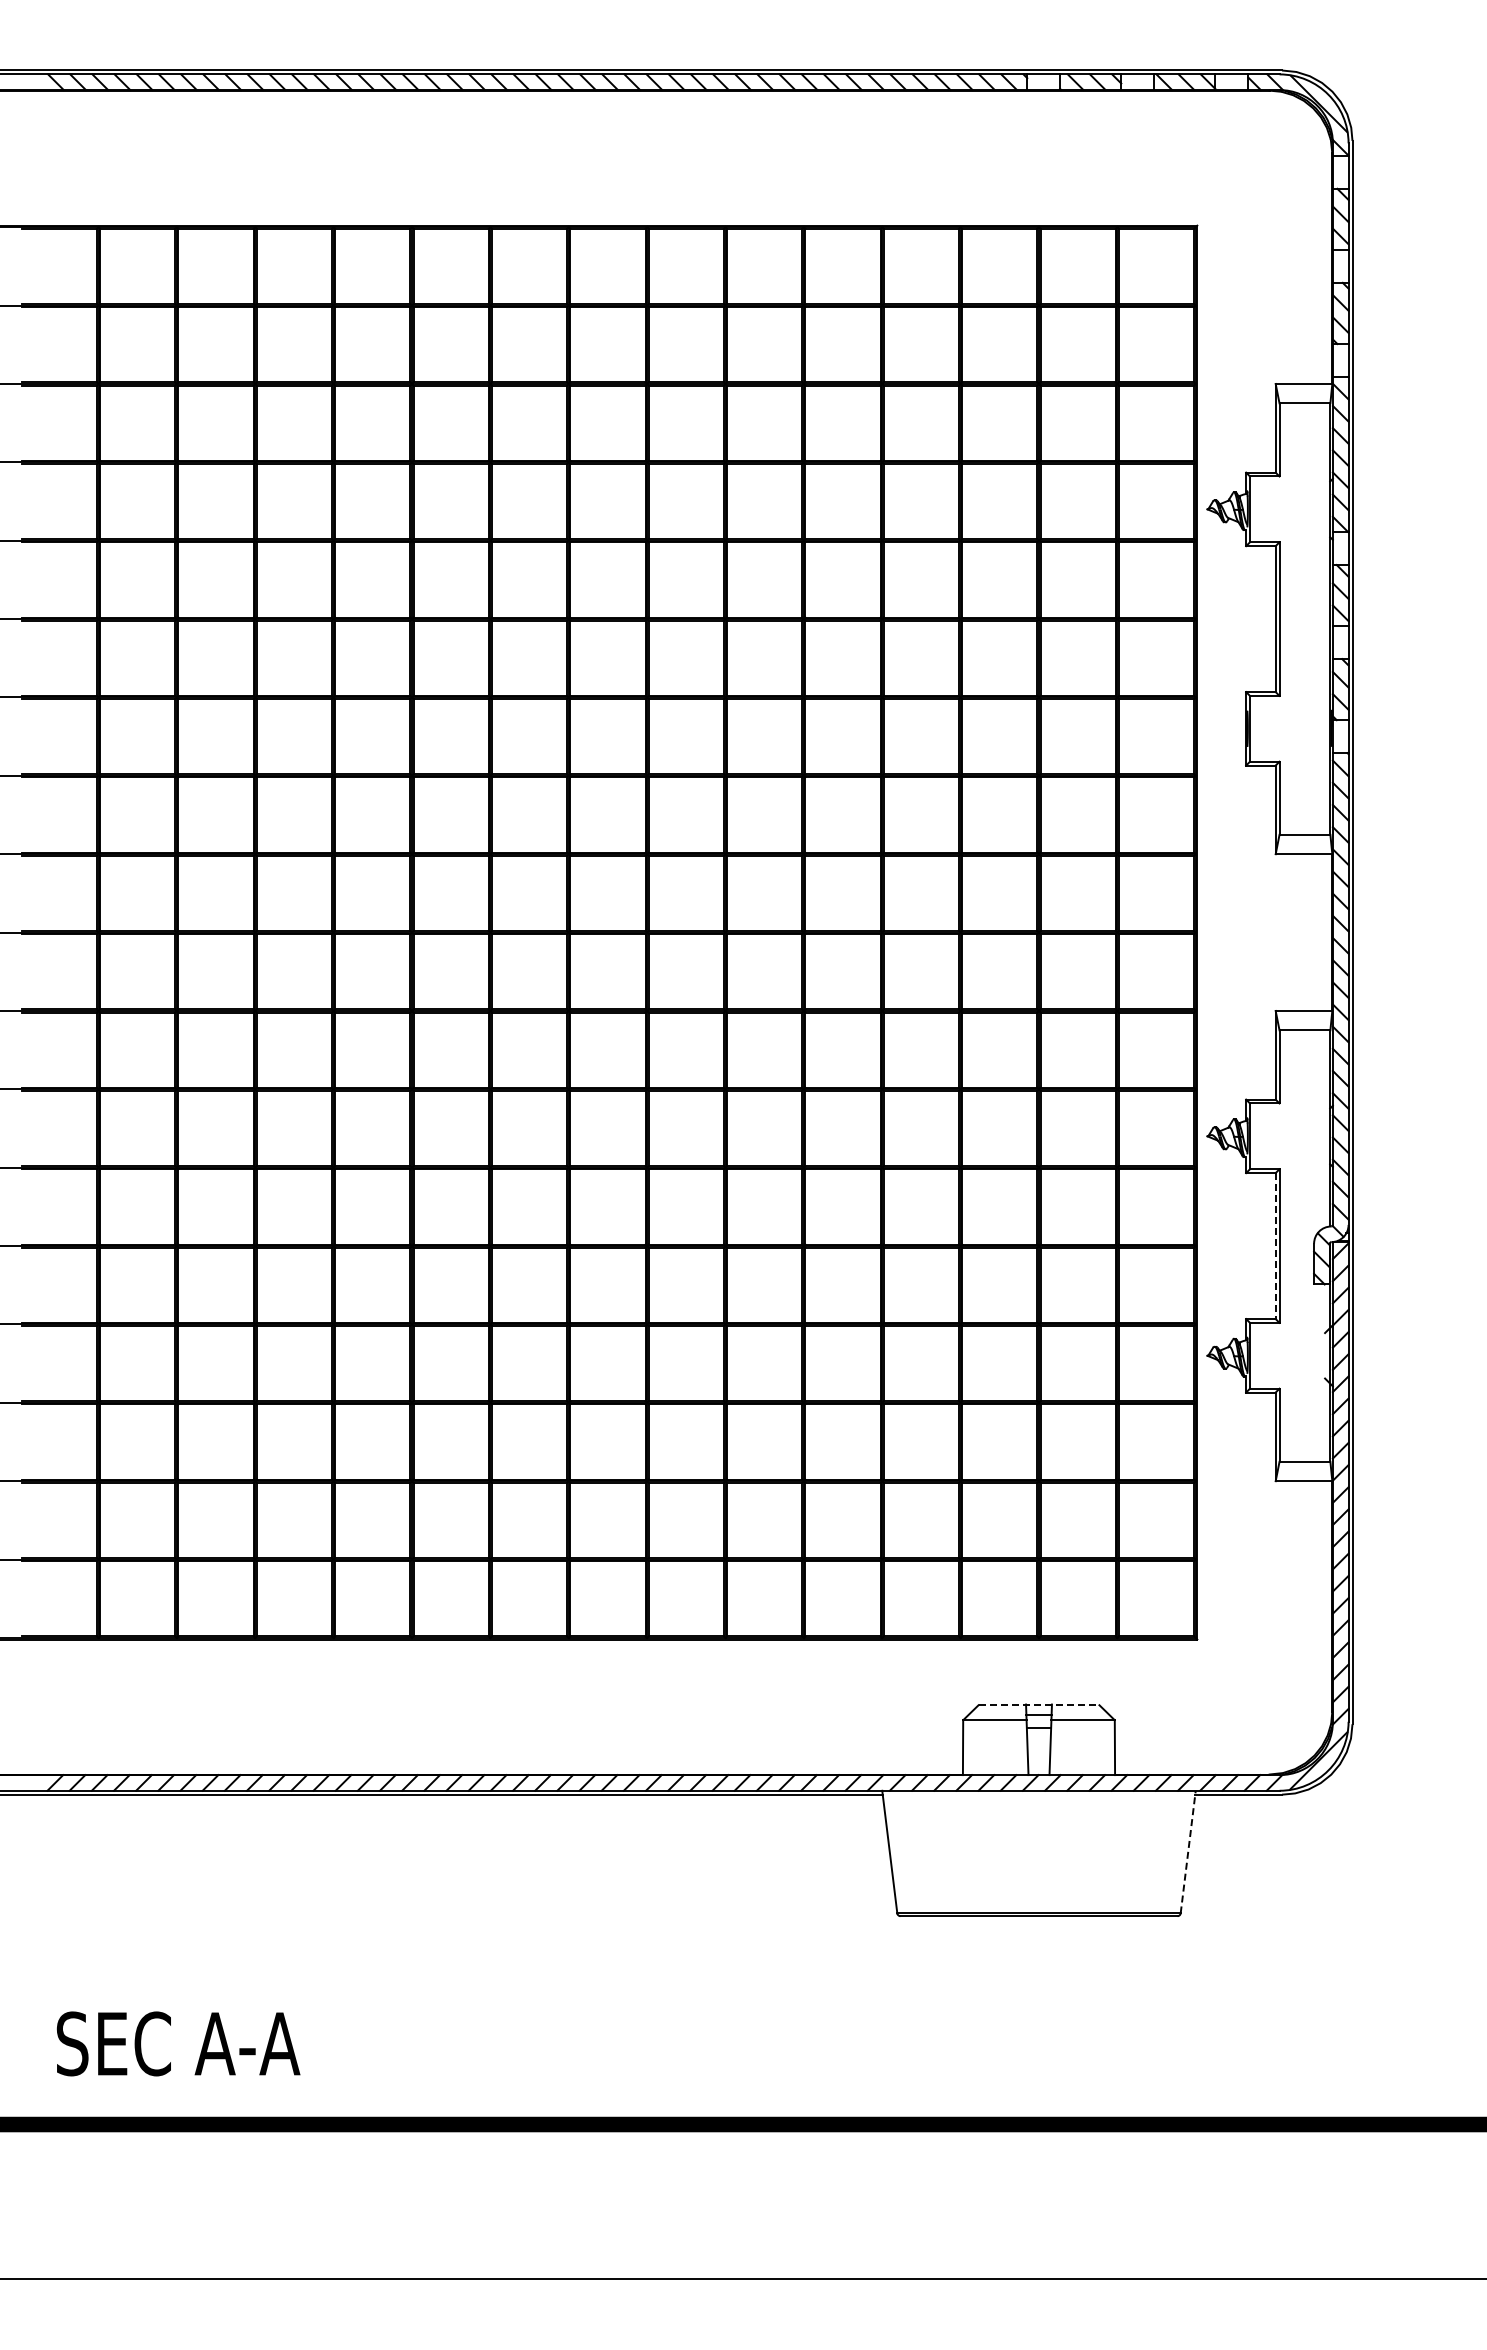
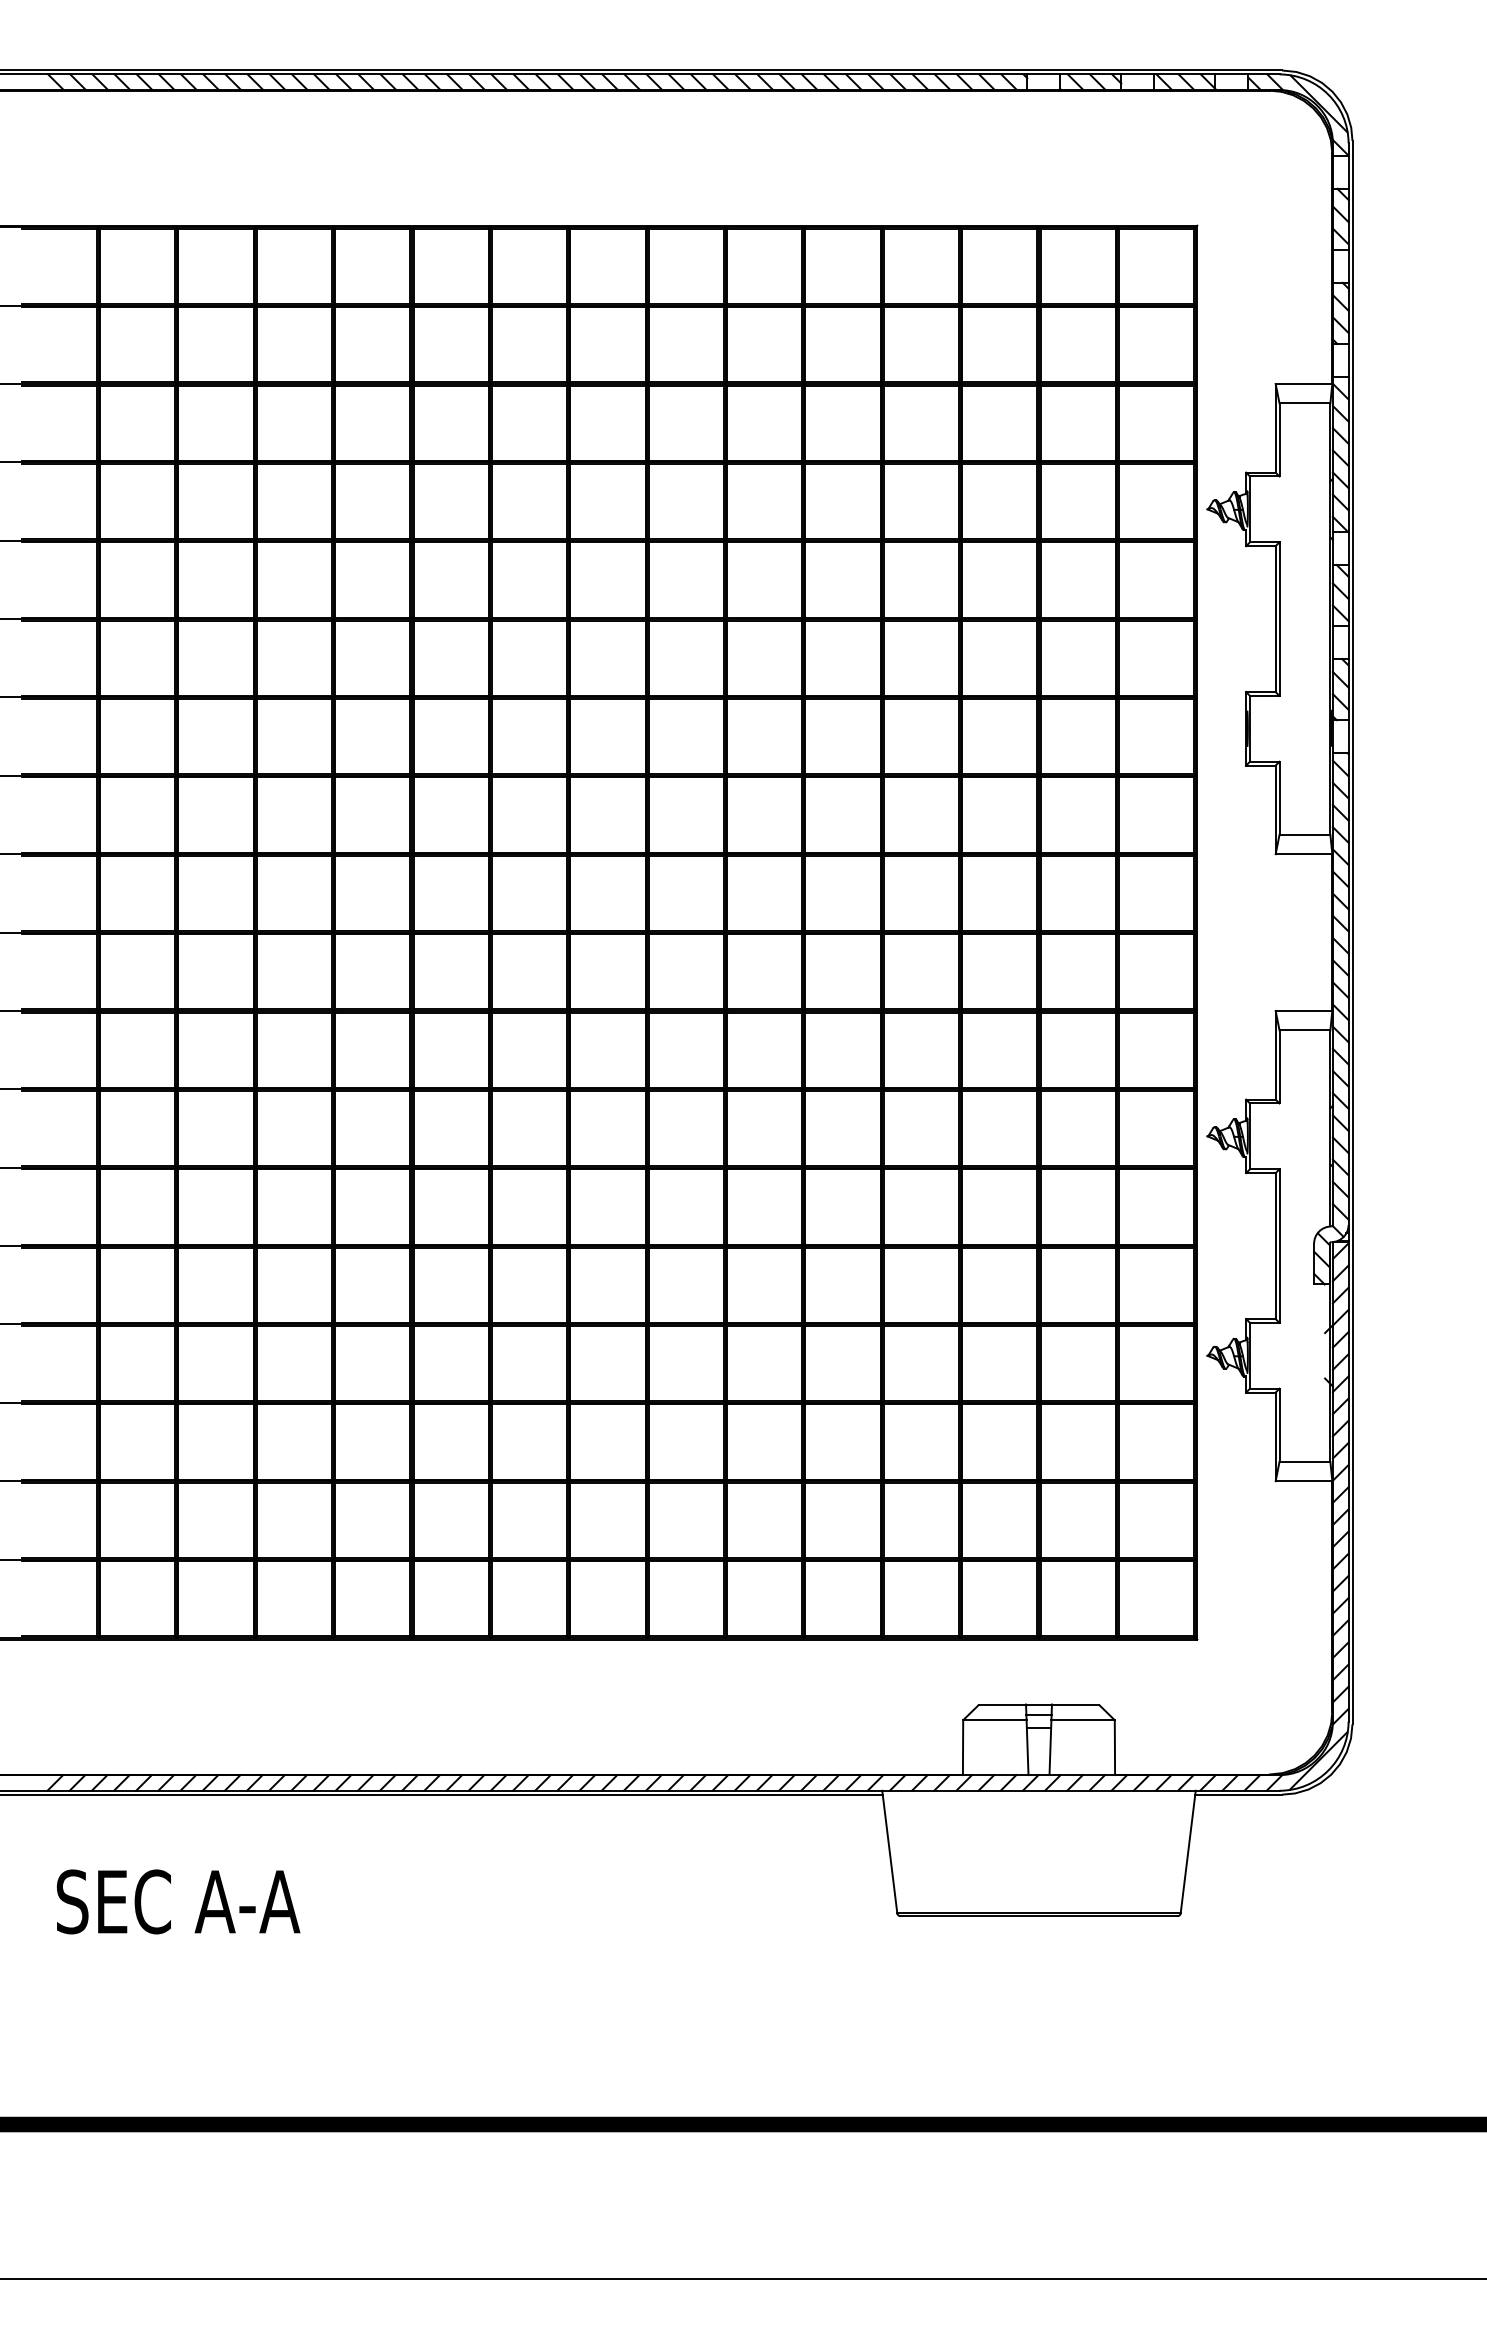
line: dashed -> solid (1275, 1246)
line: dashed -> solid (1039, 1704)
line: dashed -> solid (1188, 1852)
text position: (178, 2043) -> (178, 1901) (178, 1901)
